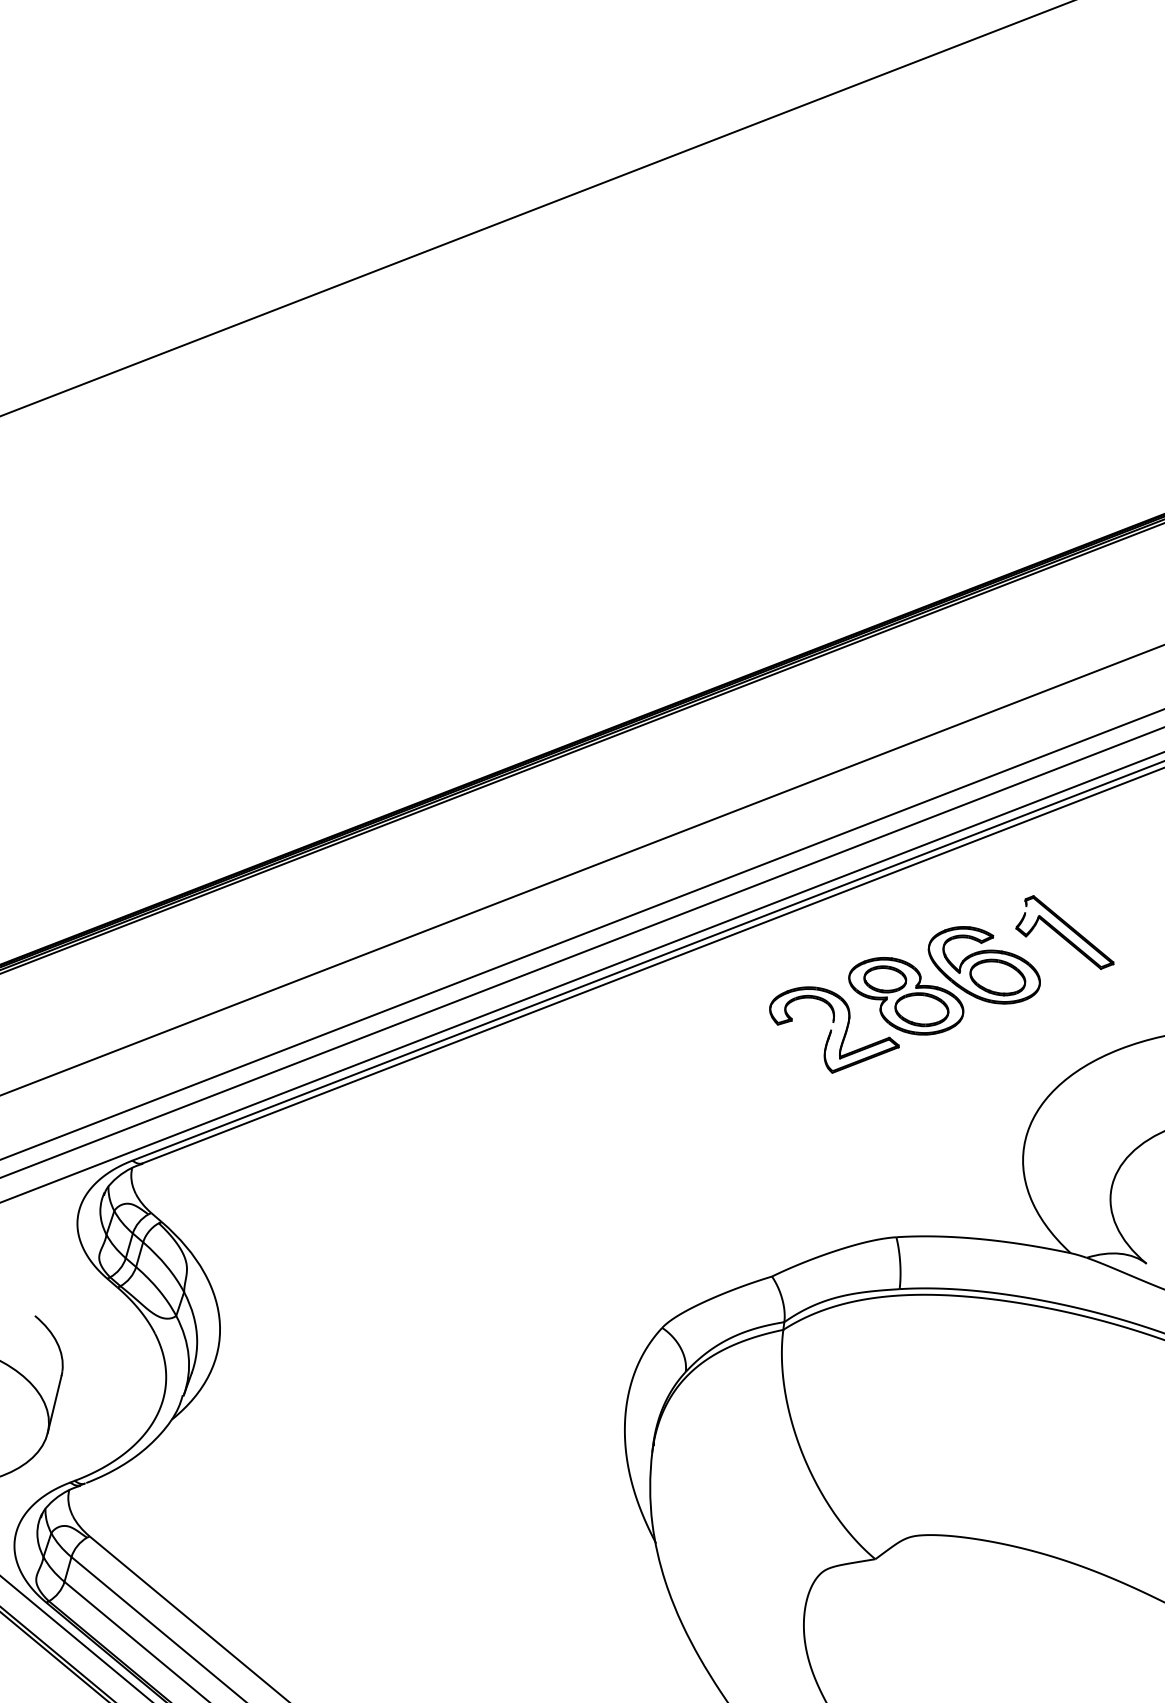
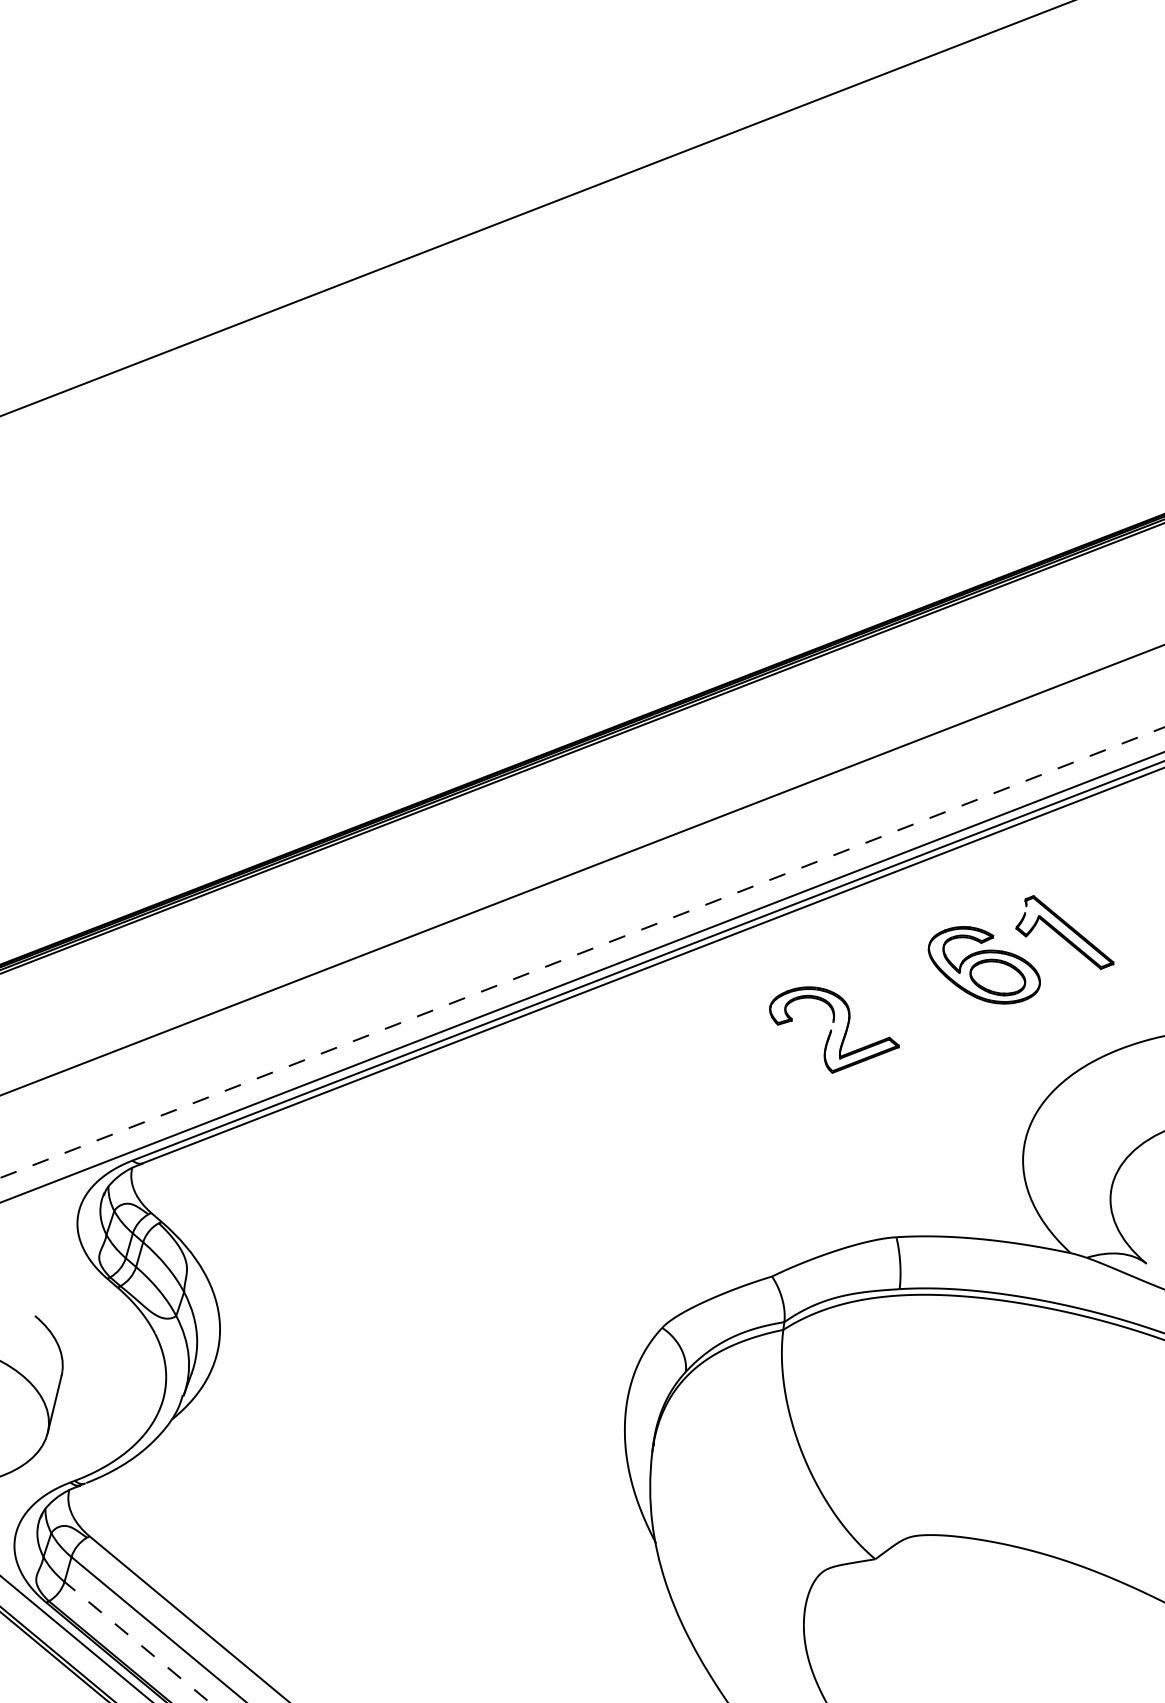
line: present -> none (581, 934)
line: solid -> dashed (582, 952)
part: present -> none (906, 996)
line: solid -> dashed (136, 1641)
